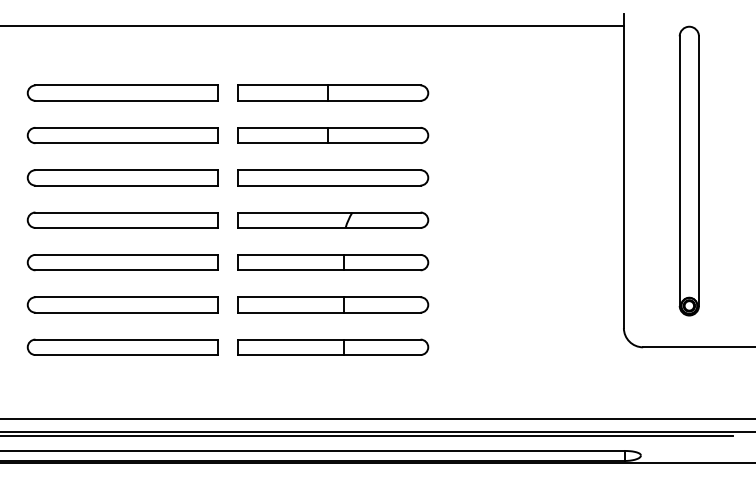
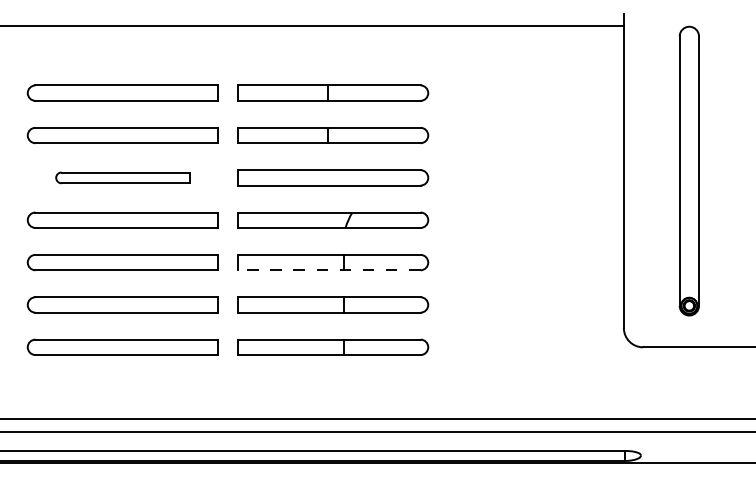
part size: 193x18 px -> 136x14 px (122, 177)
line: solid -> dashed (328, 270)
line: present -> none (367, 435)
